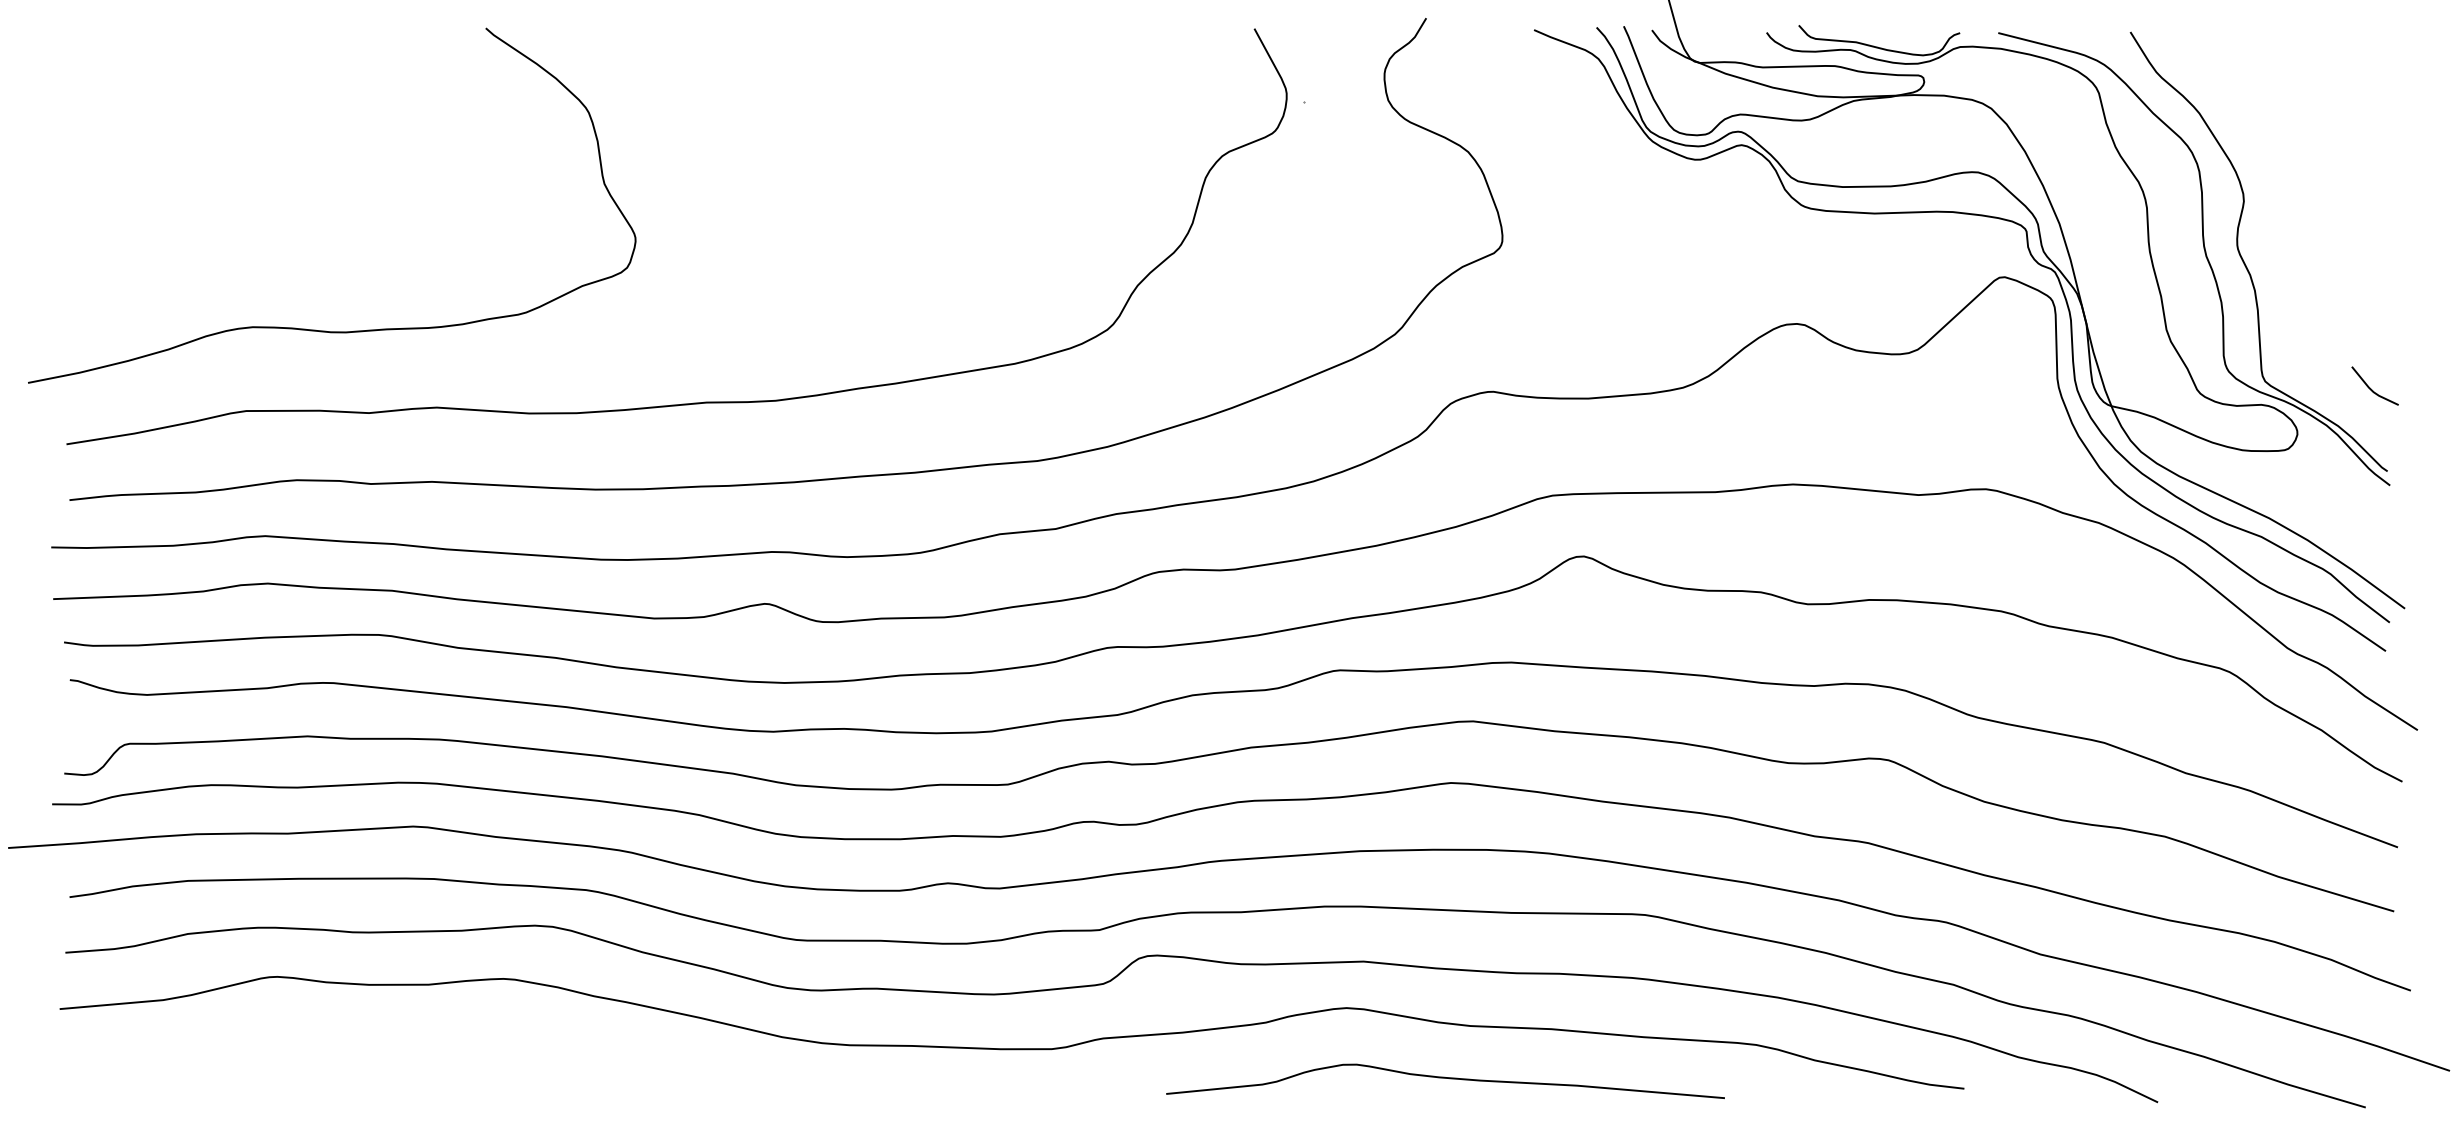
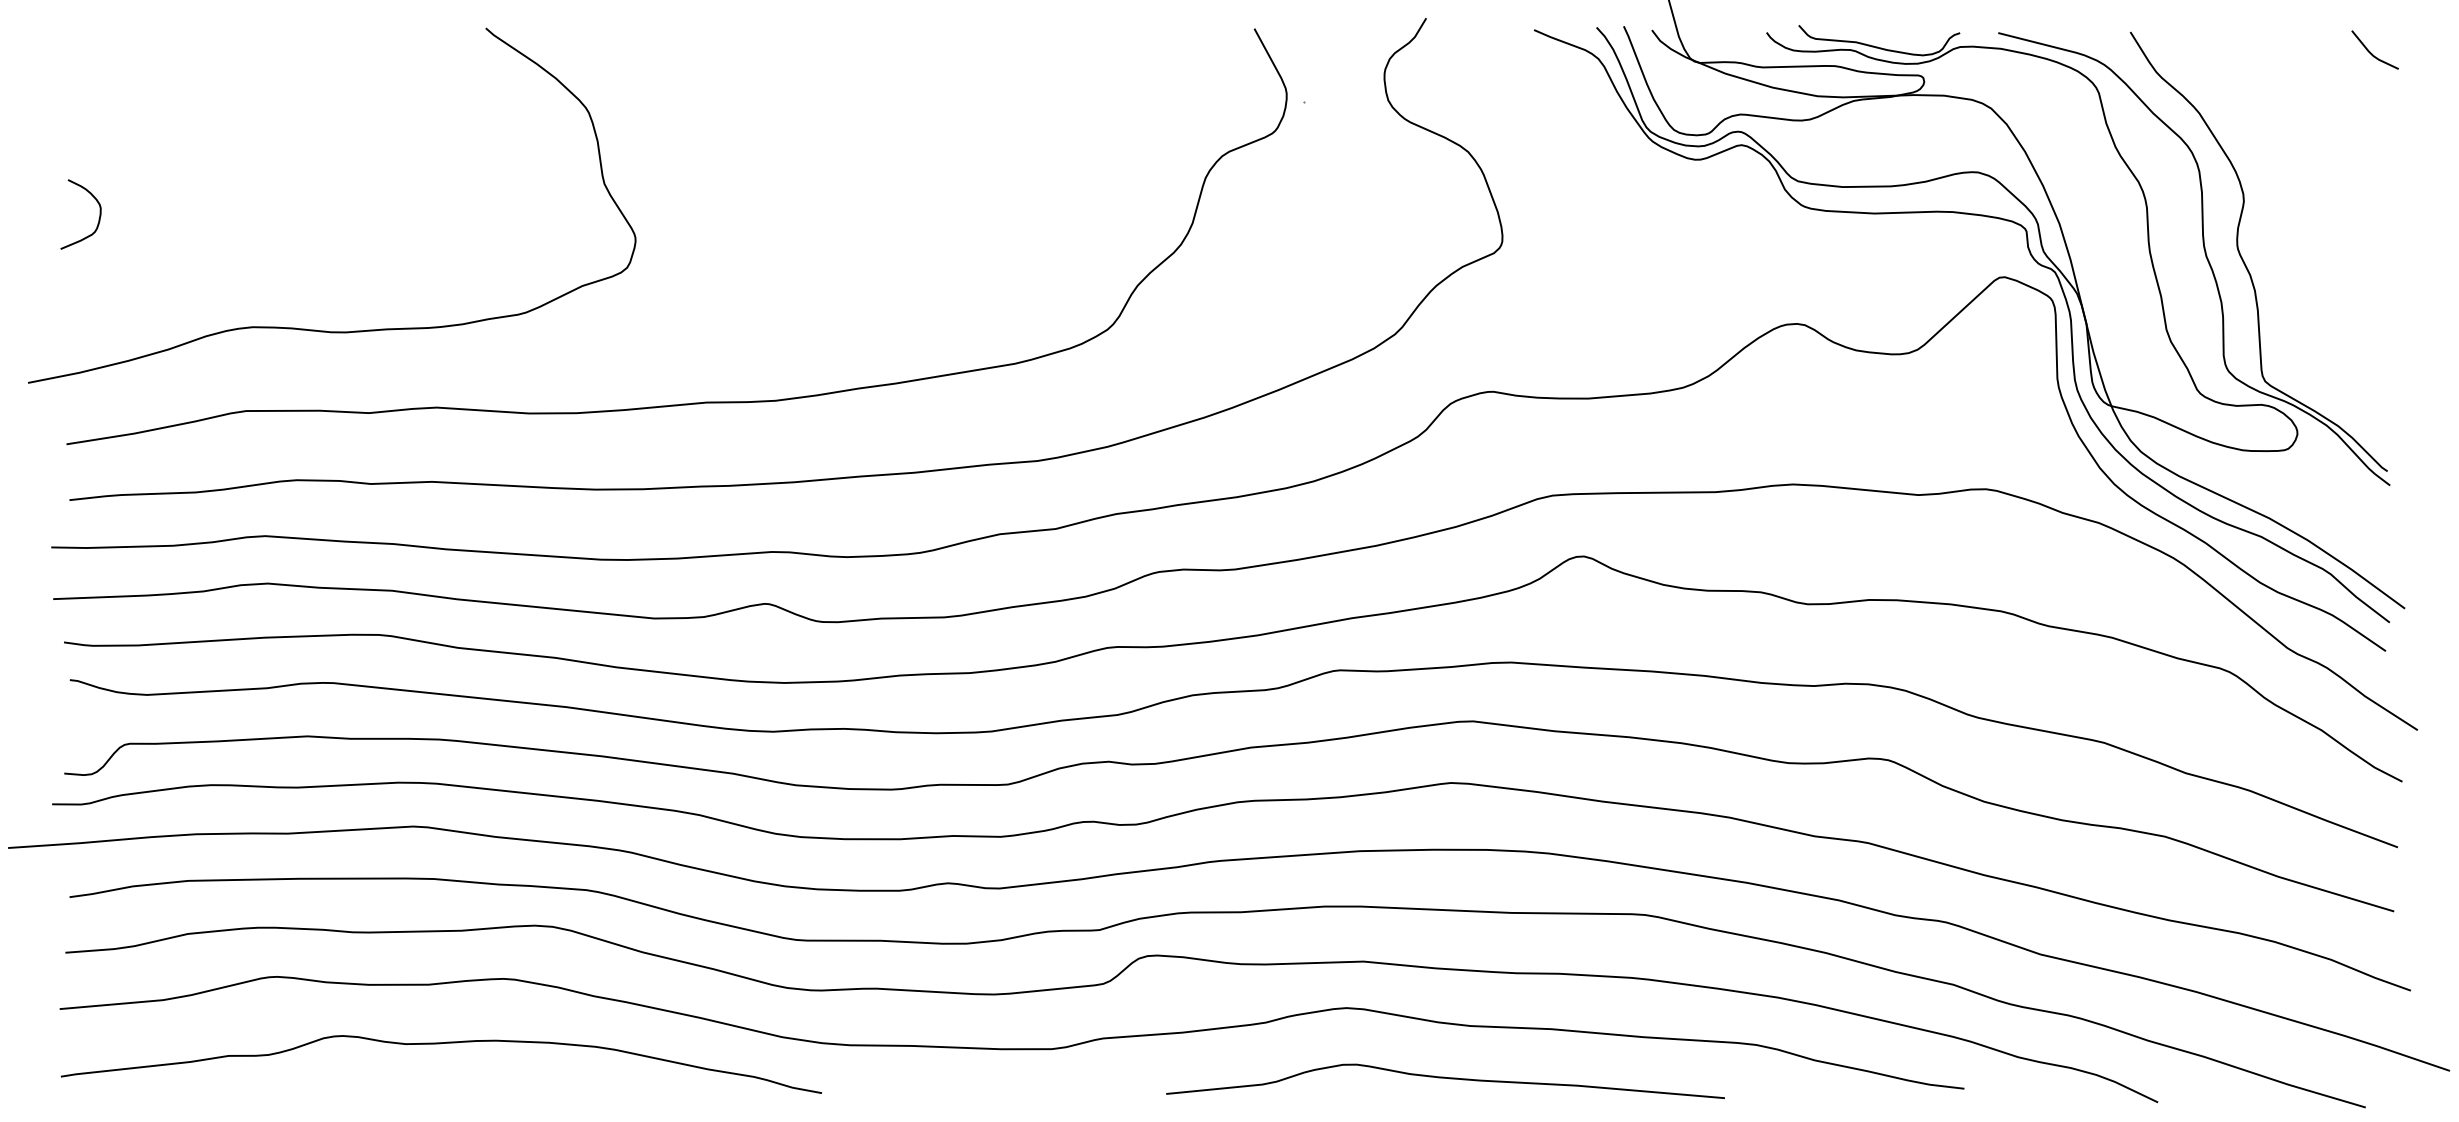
curve: none -> present (98, 218)
line position: (2371, 388) -> (2371, 52) (2371, 52)
curve: none -> present (440, 1044)
